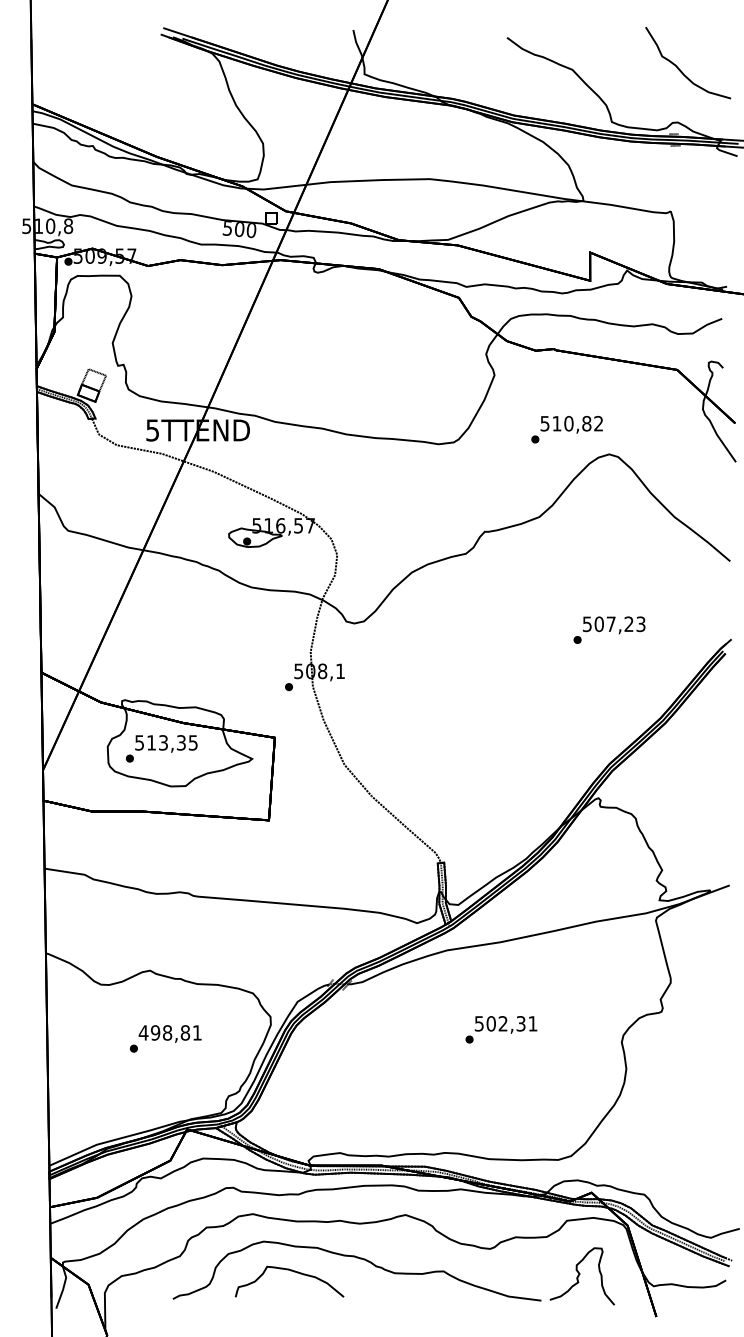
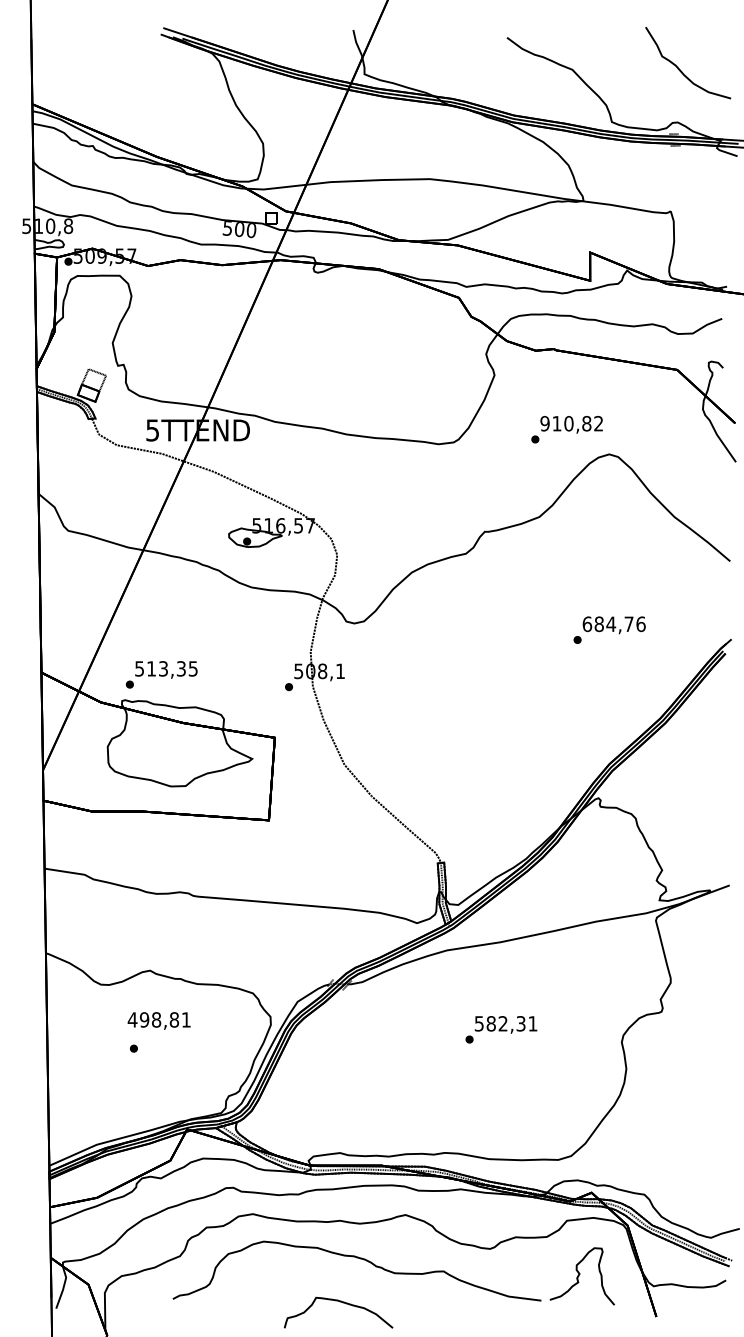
text: 510,82 -> 910,82 (544, 423)
text: 507,23 -> 684,76 (613, 624)
text position: (161, 748) -> (161, 674) (161, 674)
text: 502,31 -> 582,31 (490, 1023)
text position: (169, 1033) -> (158, 1020) (158, 1020)
curve position: (290, 1271) -> (339, 1302) (339, 1302)
